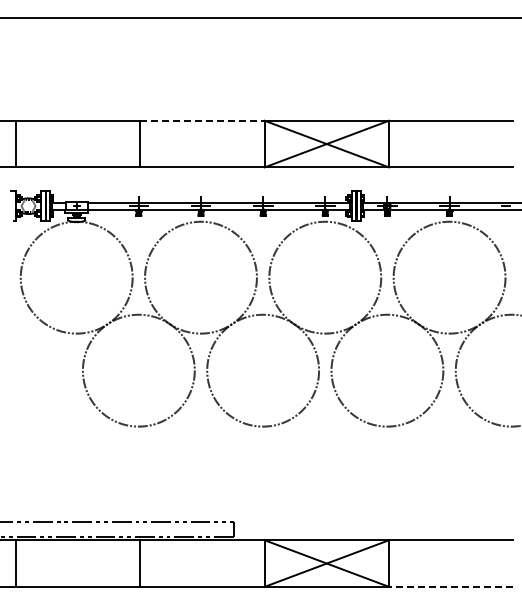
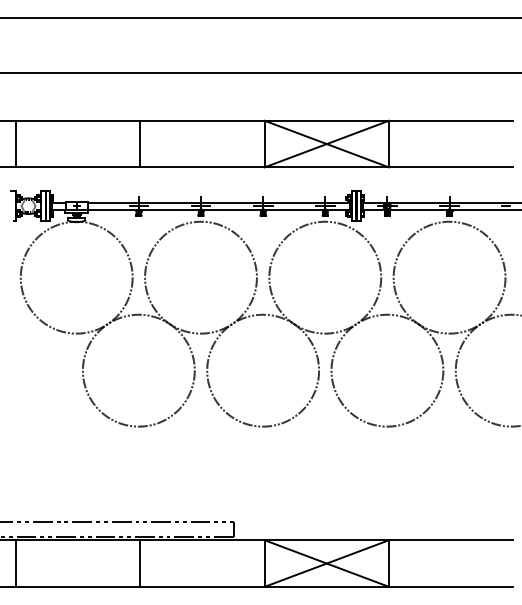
line: none -> present (260, 72)
line: dashed -> solid (203, 120)
line: dashed -> solid (450, 586)
